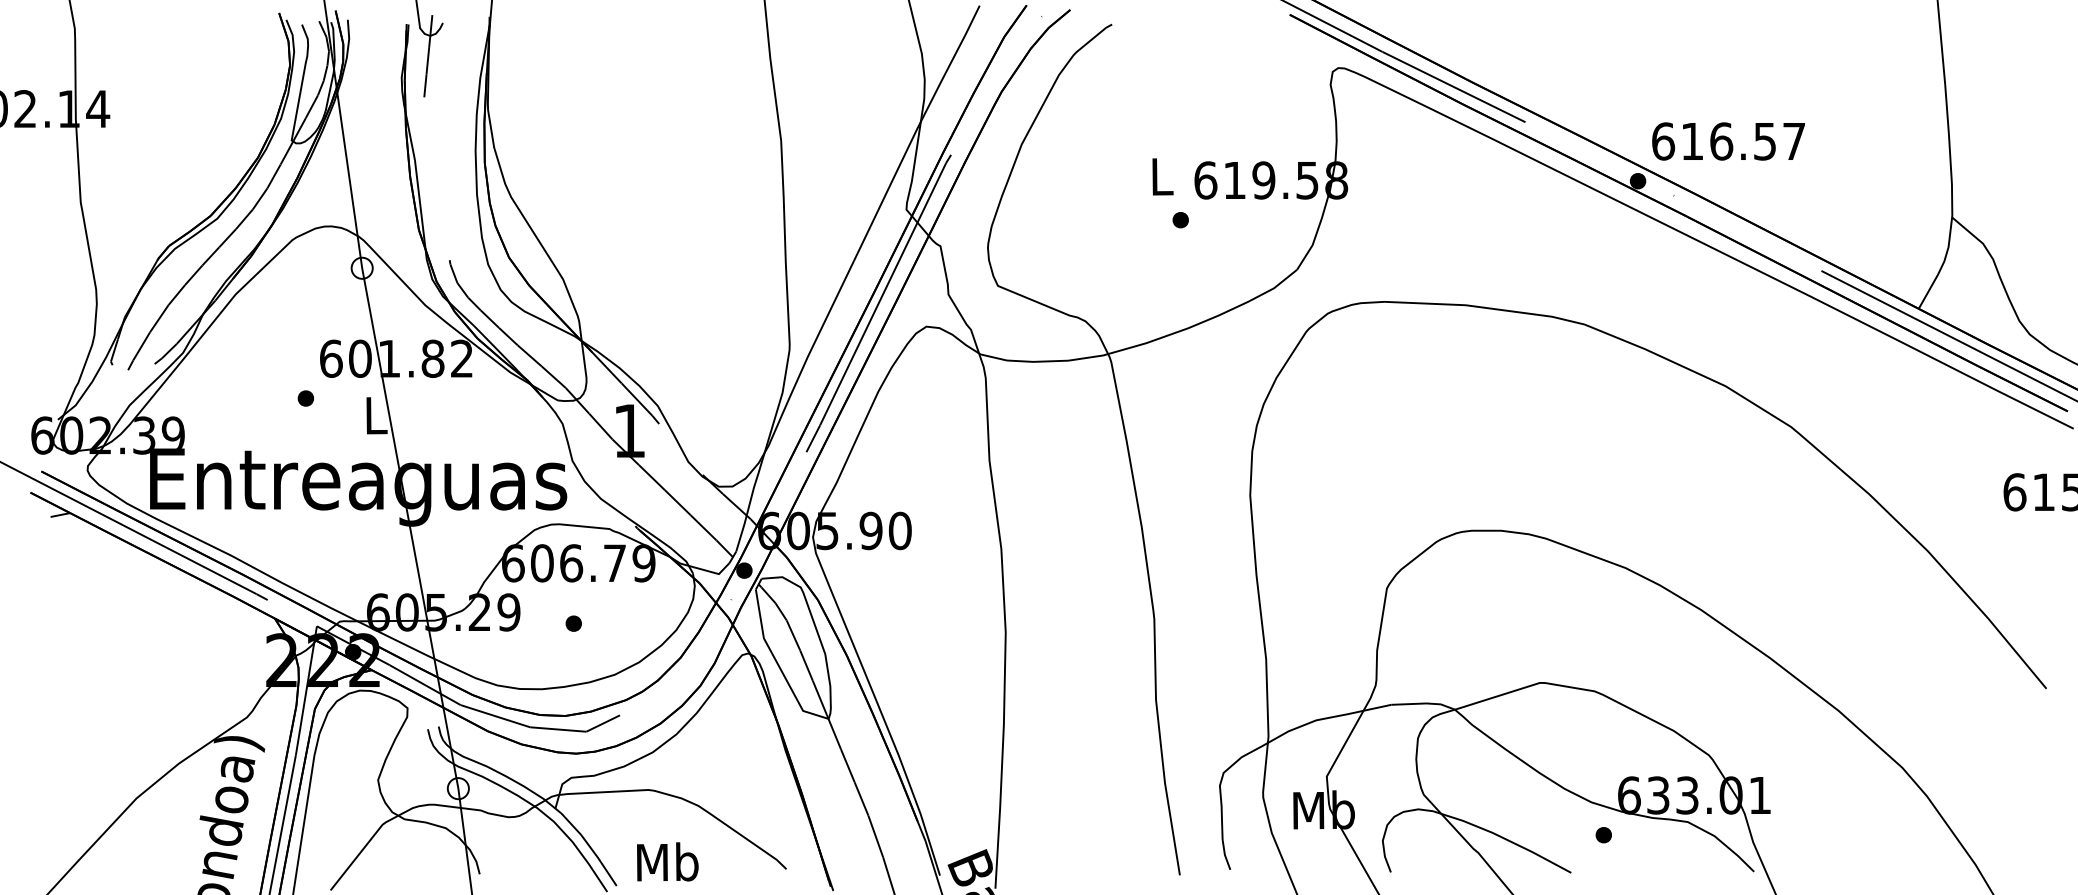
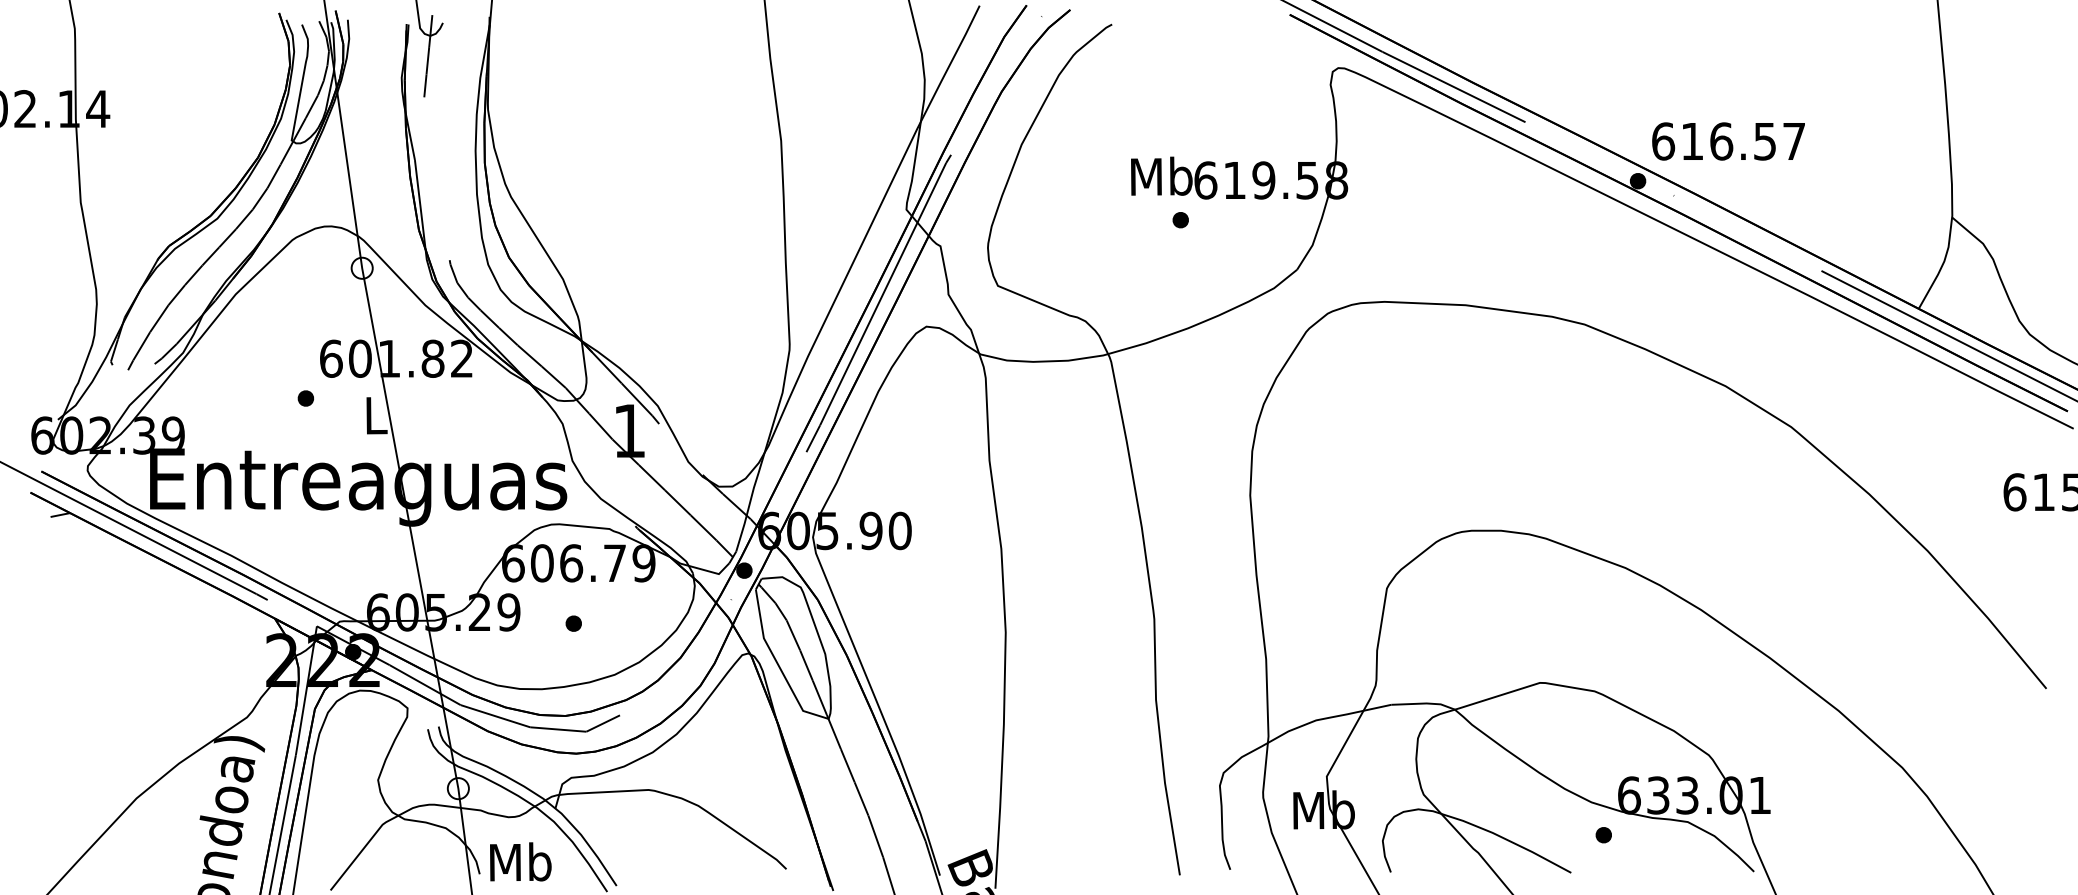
text: L -> Mb (1161, 175)
text position: (667, 861) -> (520, 861) (520, 861)
